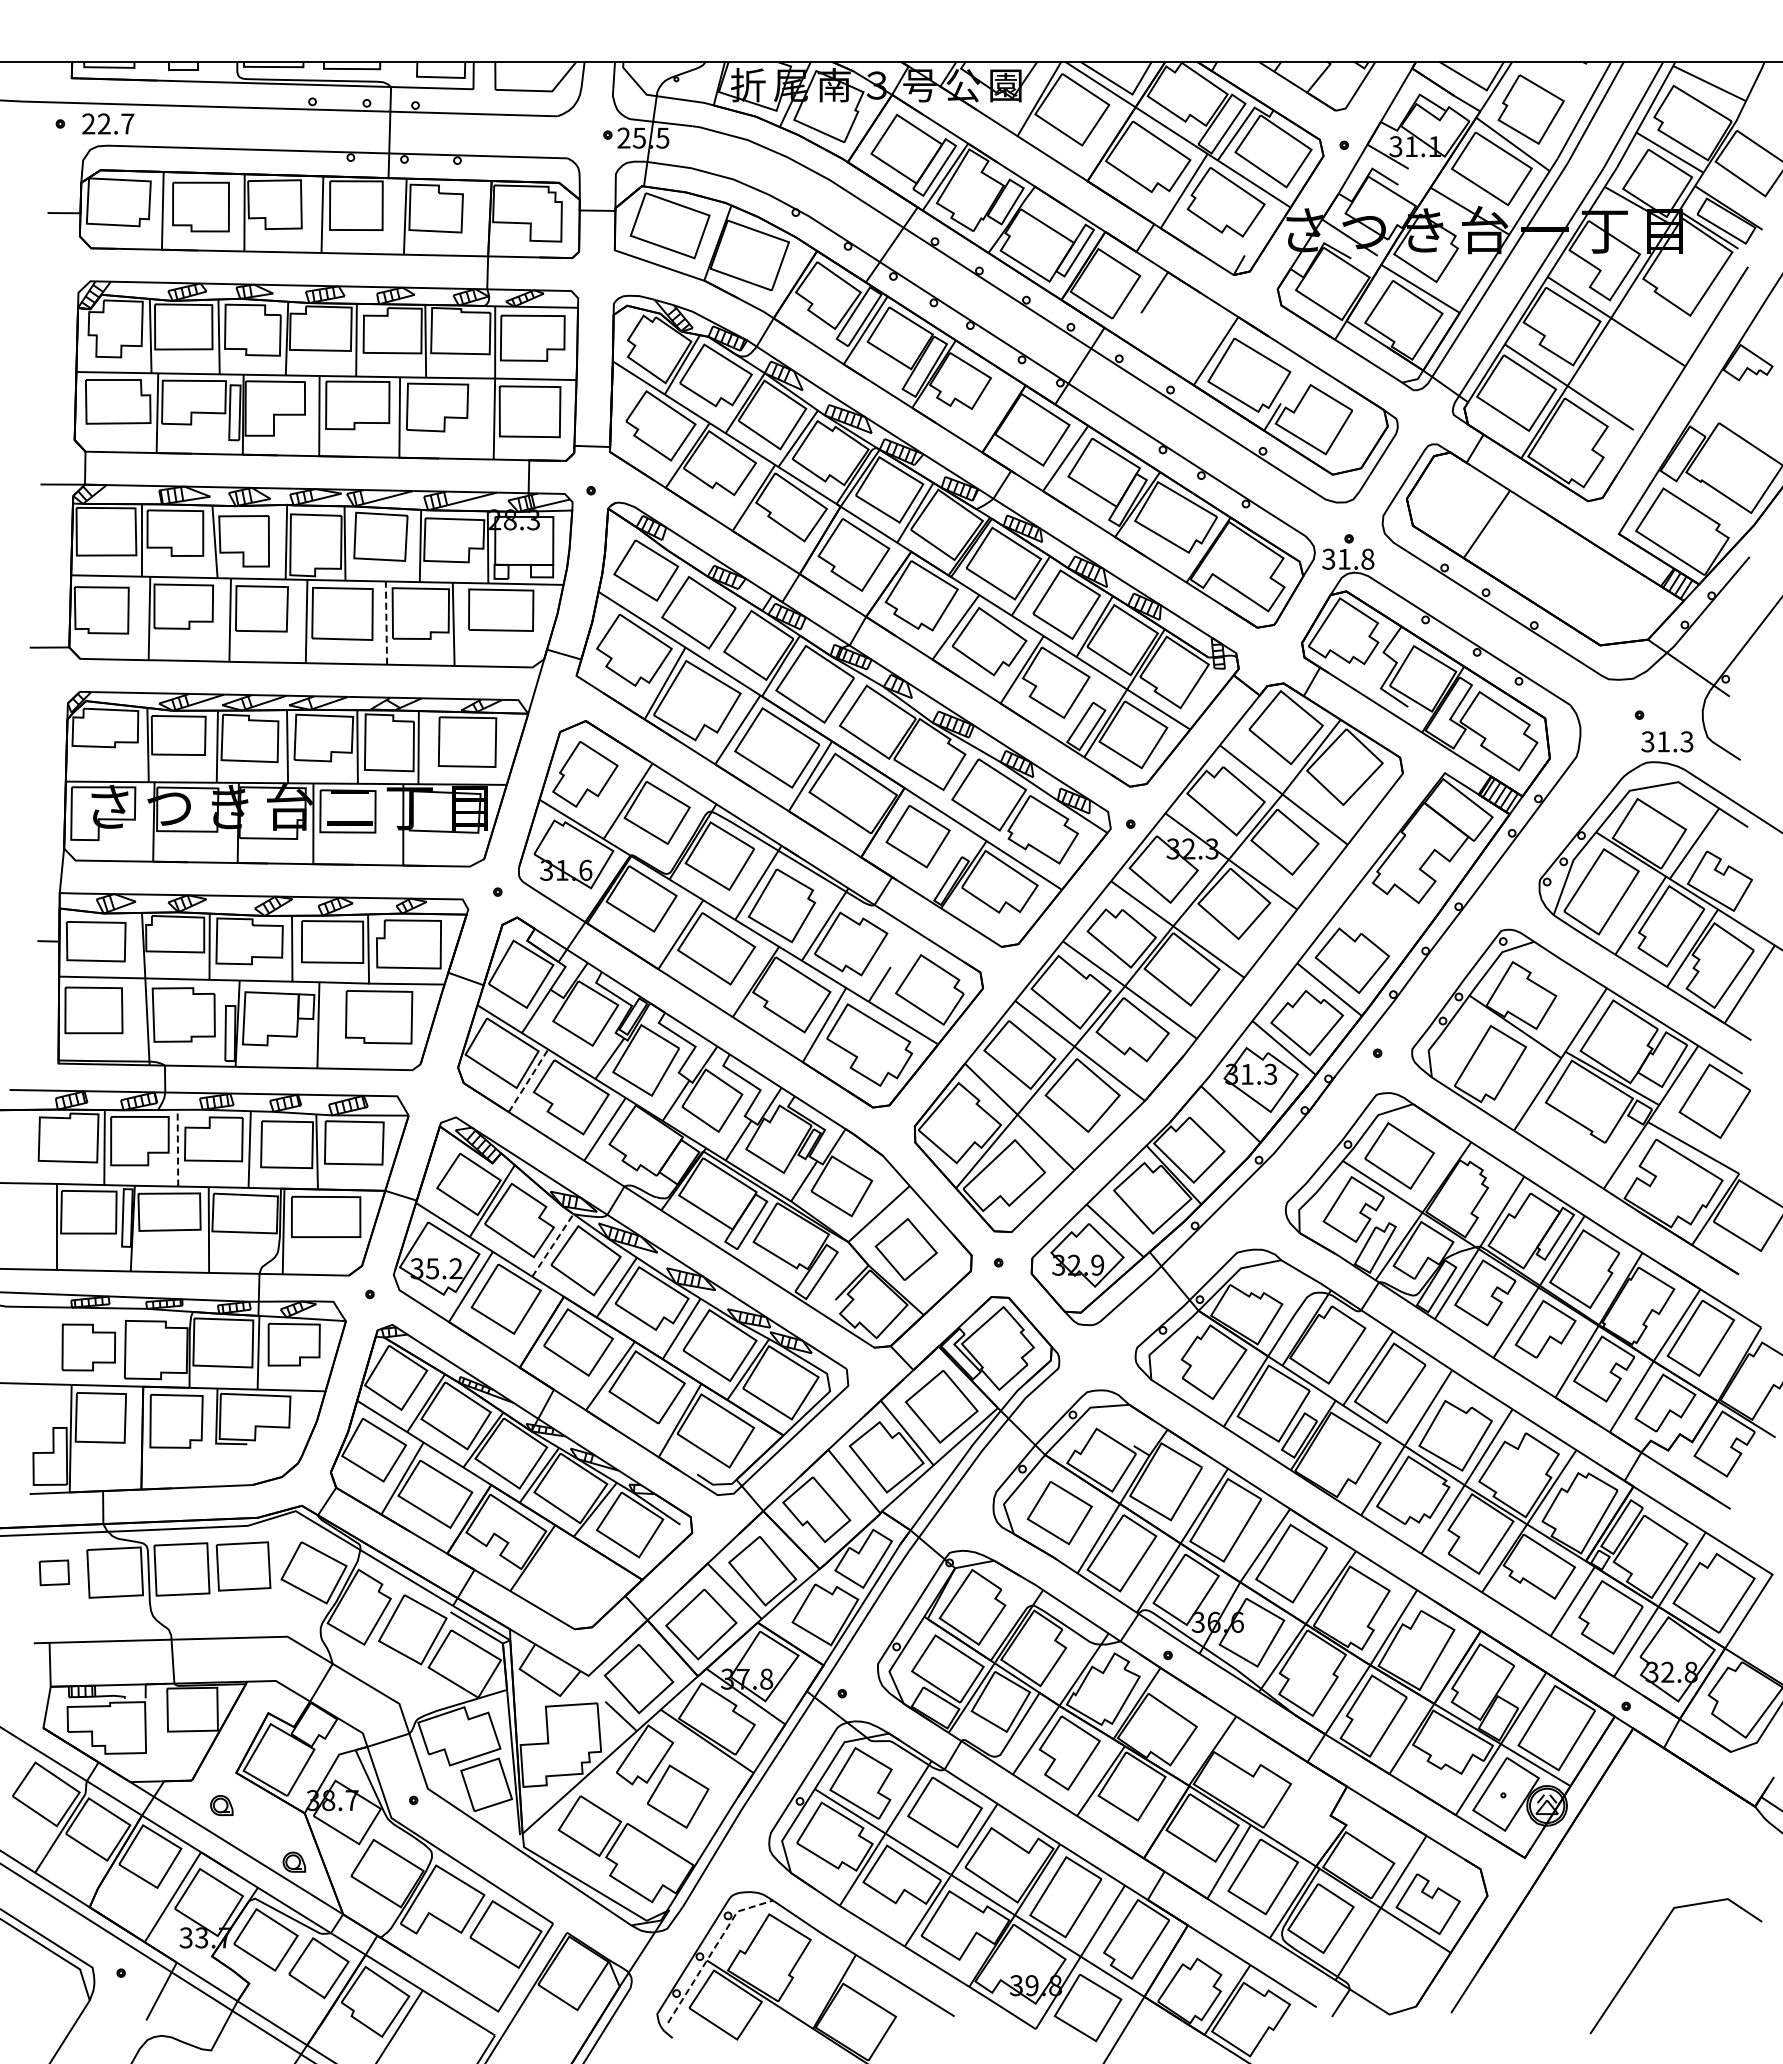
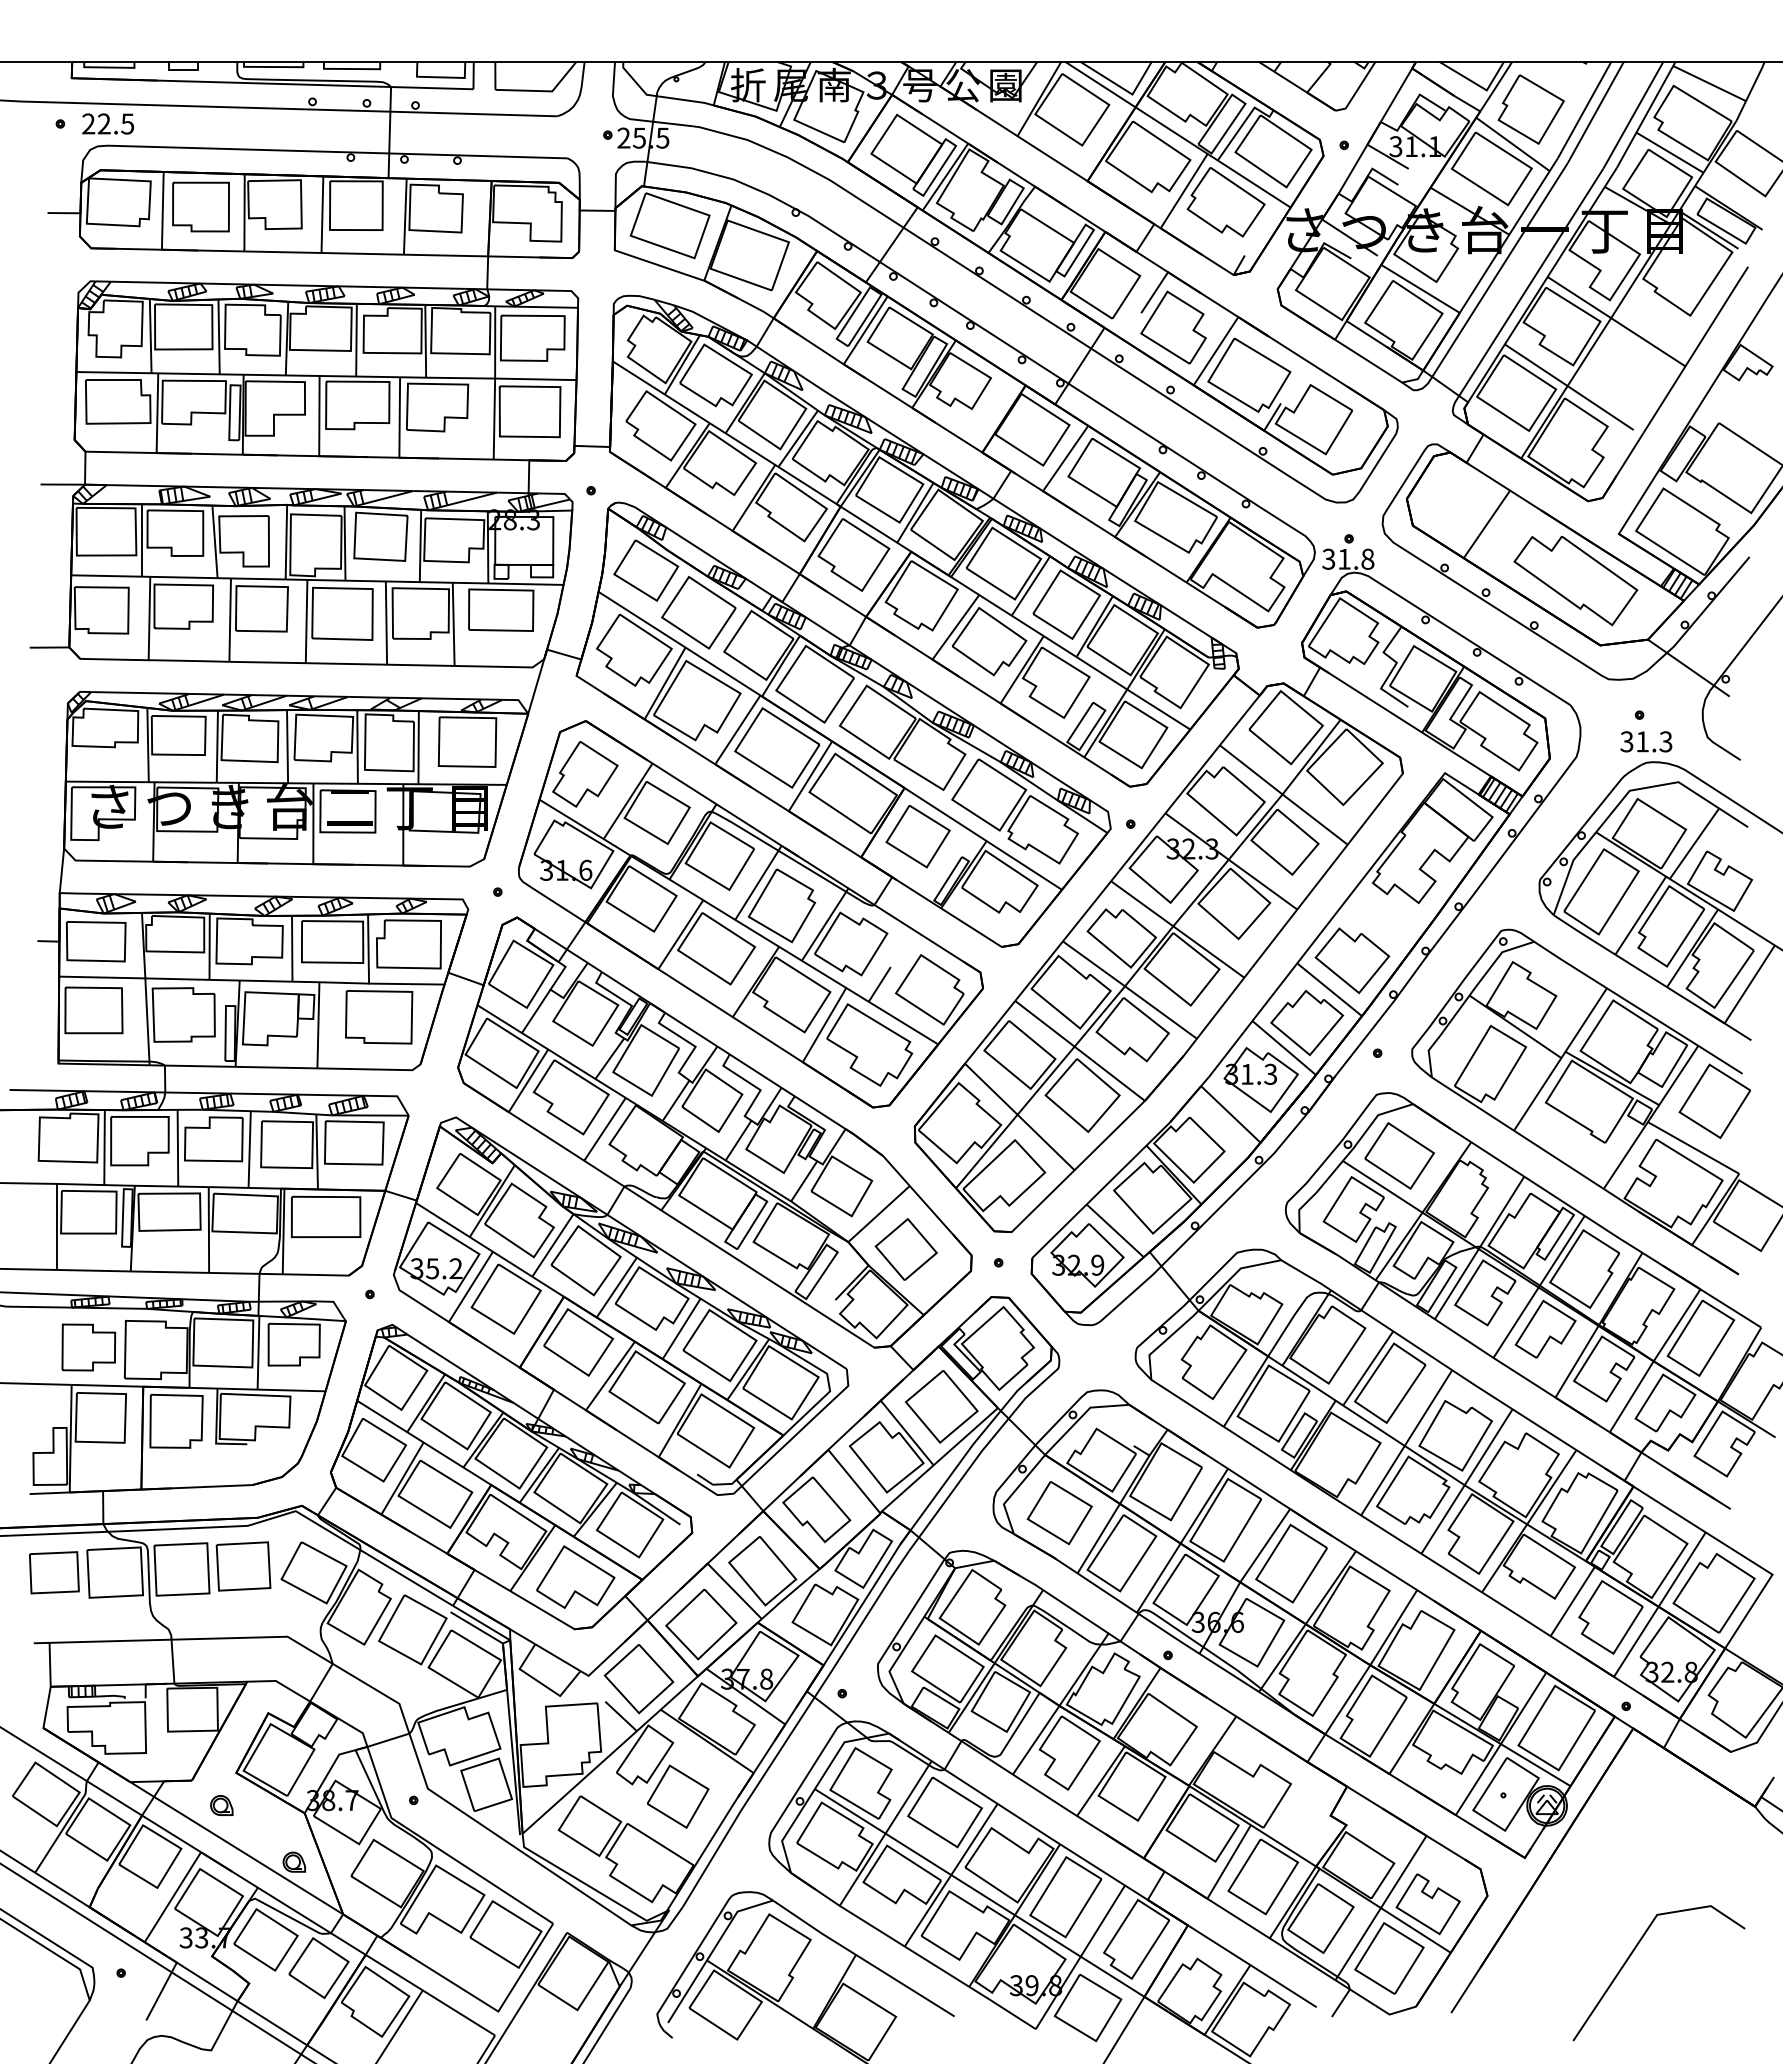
text: 22.7 -> 22.5 (127, 123)
part: none -> present (1173, 327)
part: none -> present (1575, 581)
line: dashed -> solid (386, 623)
text position: (1667, 741) -> (1646, 741) (1646, 741)
line: dashed -> solid (528, 1080)
line: dashed -> solid (177, 1147)
line: dashed -> solid (553, 1245)
part size: 33x28 px -> 51x44 px (54, 1572)
part: none -> present (575, 1576)
line position: (1648, 1948) -> (1631, 1955) (1631, 1955)
line: dashed -> solid (712, 1951)
part: none -> present (1389, 1958)
